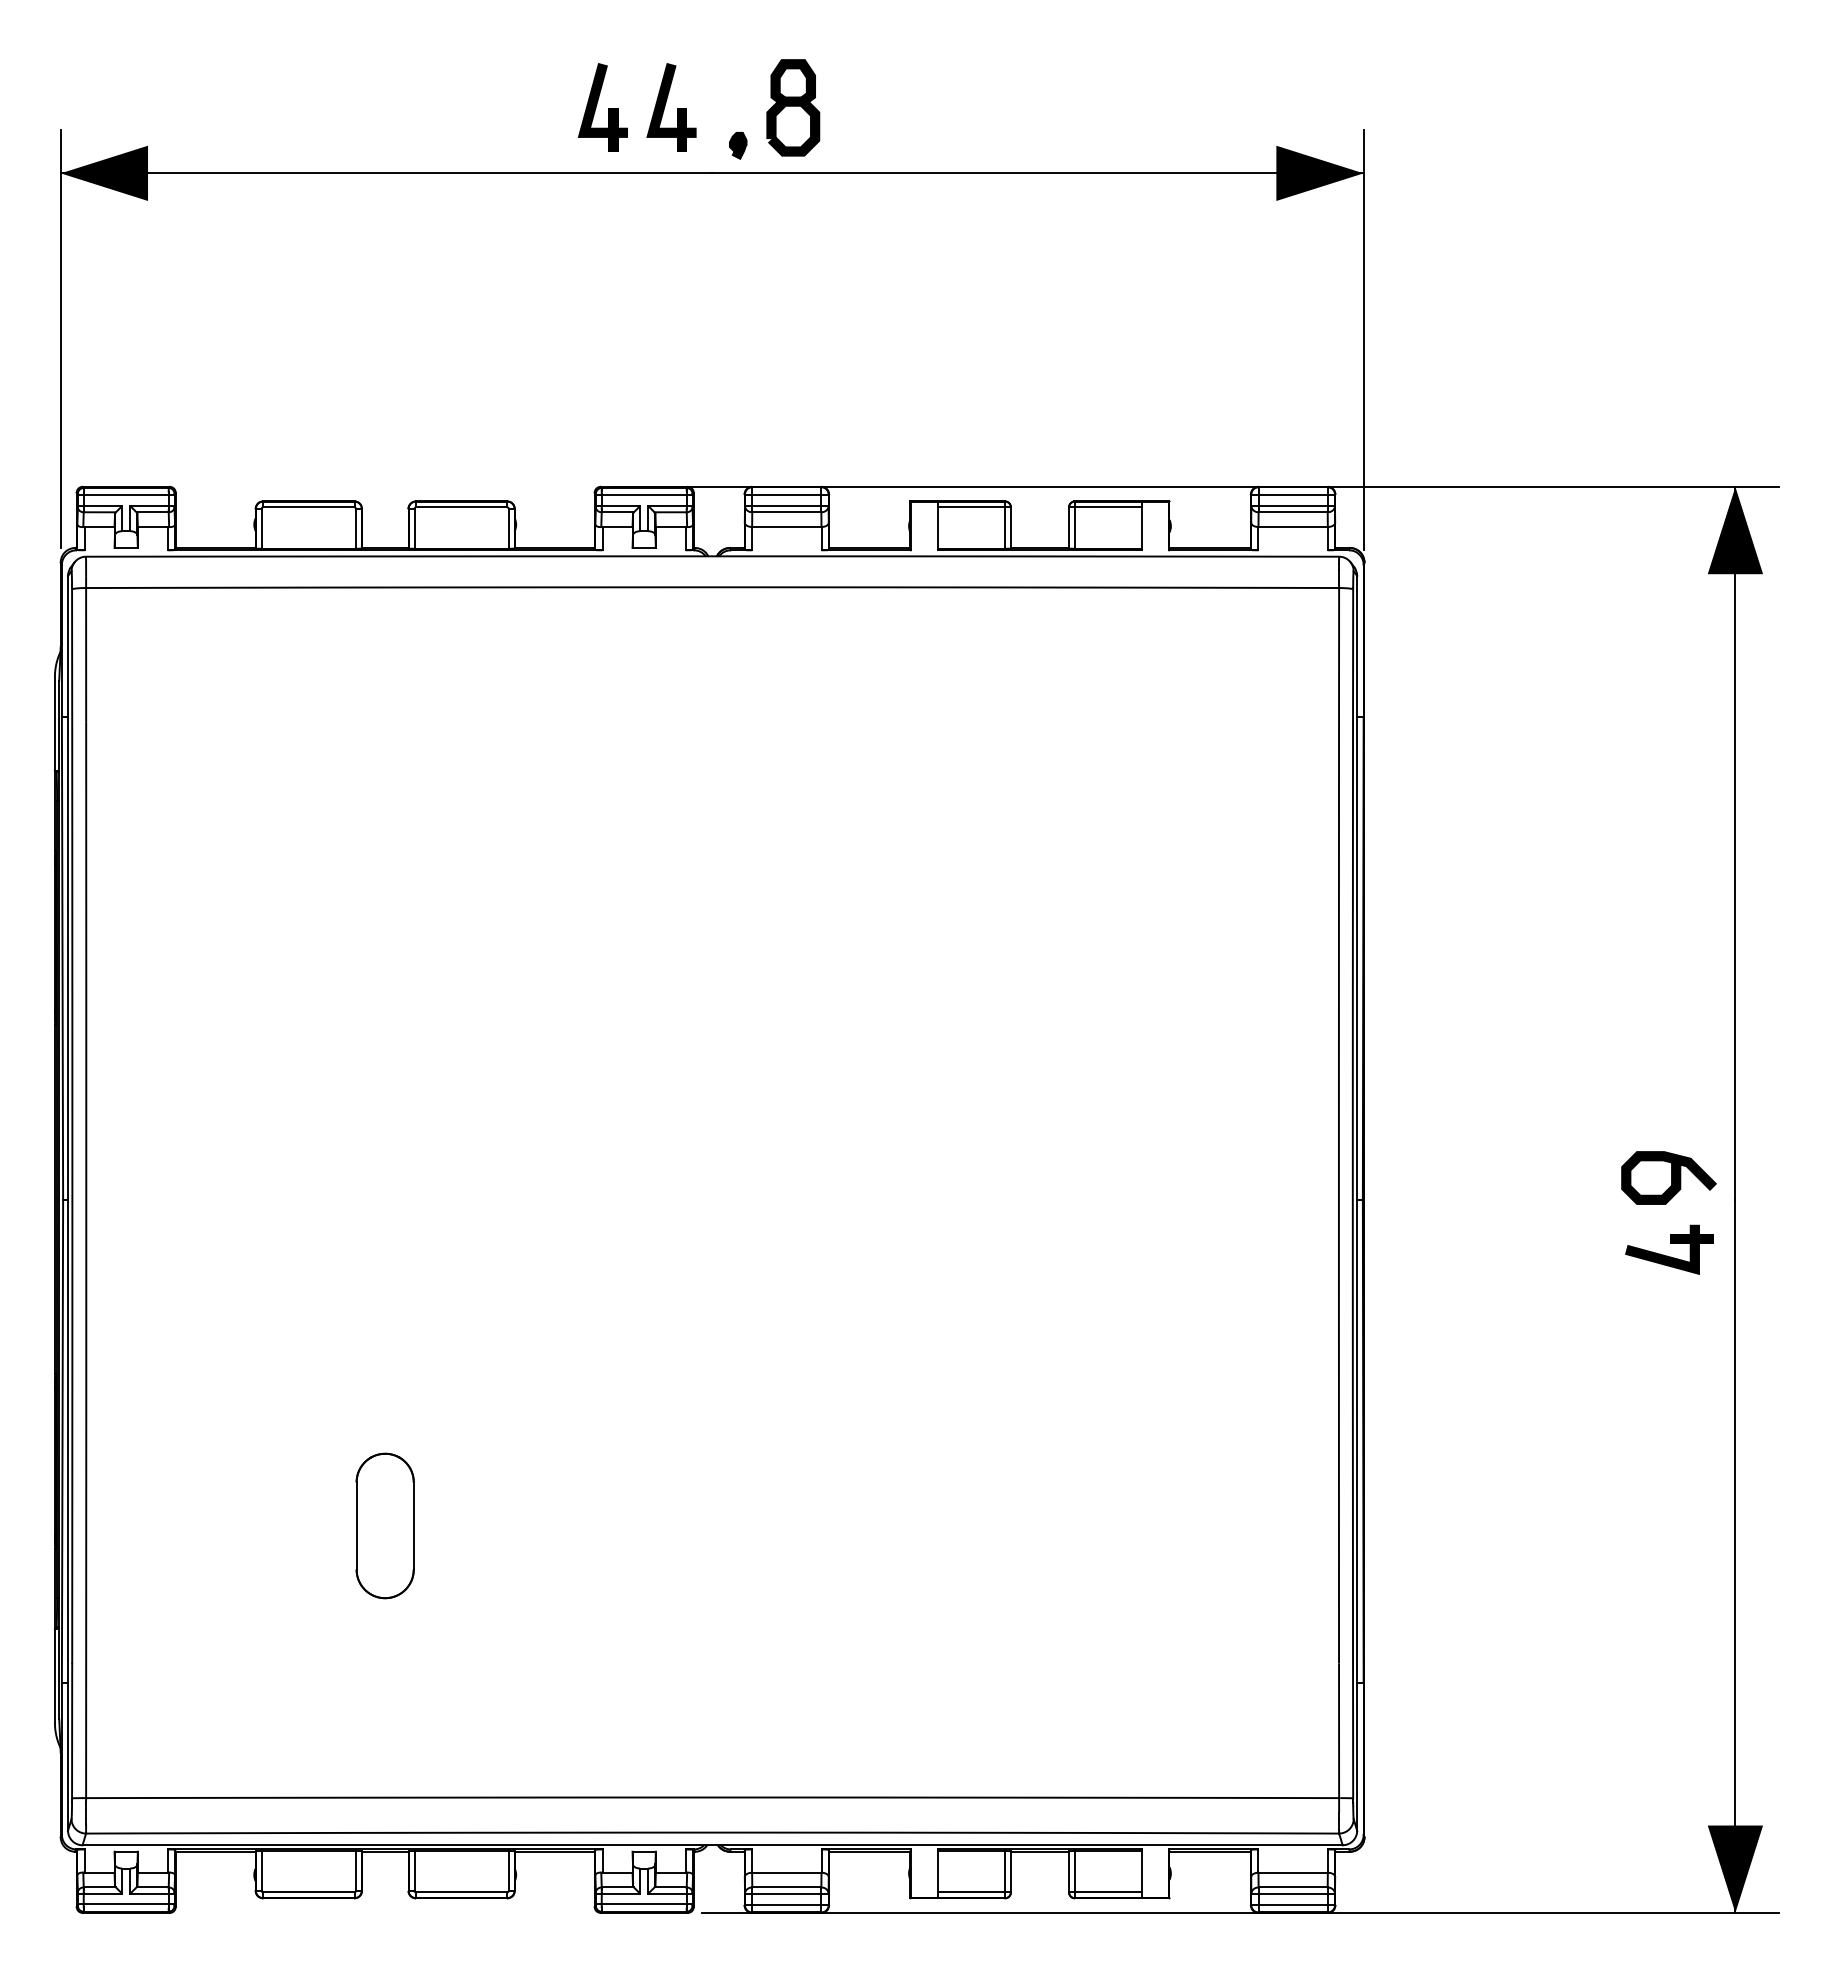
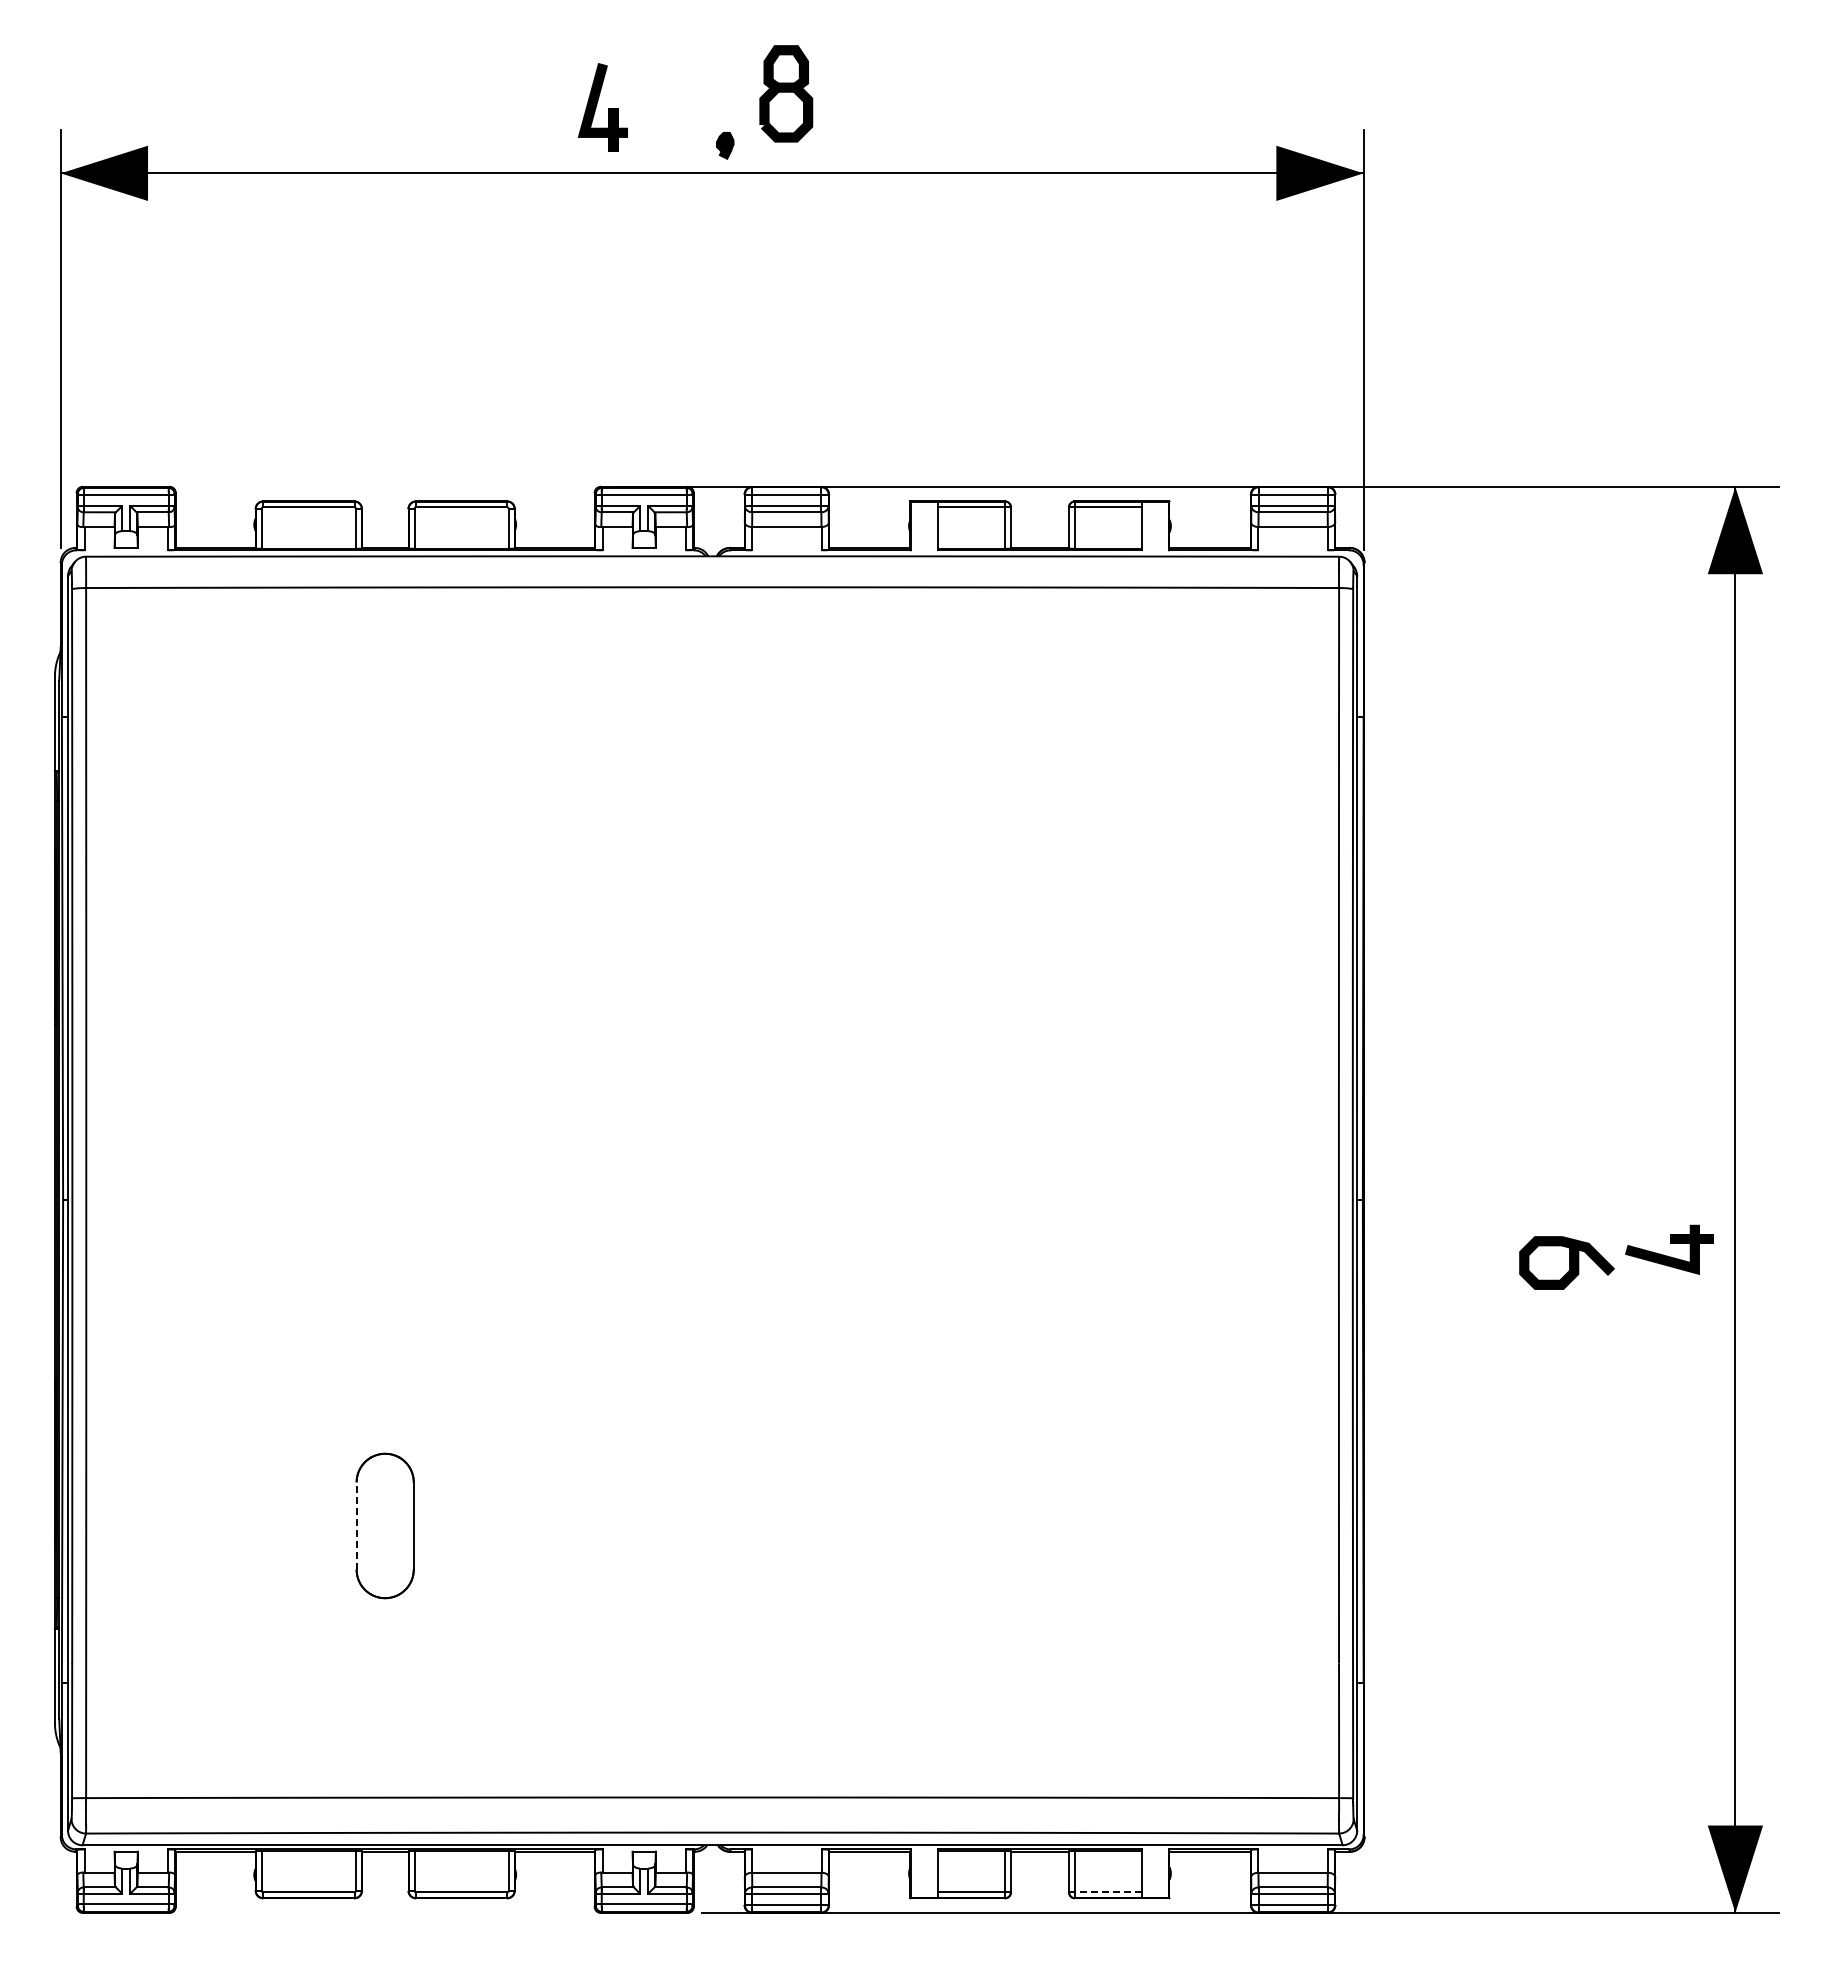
part: present -> none (671, 107)
part position: (793, 107) -> (786, 93) (786, 93)
part position: (738, 145) -> (725, 145) (725, 145)
curve position: (1671, 1177) -> (1569, 1262) (1569, 1262)
line: solid -> dashed (356, 1526)
line: solid -> dashed (1105, 1892)
